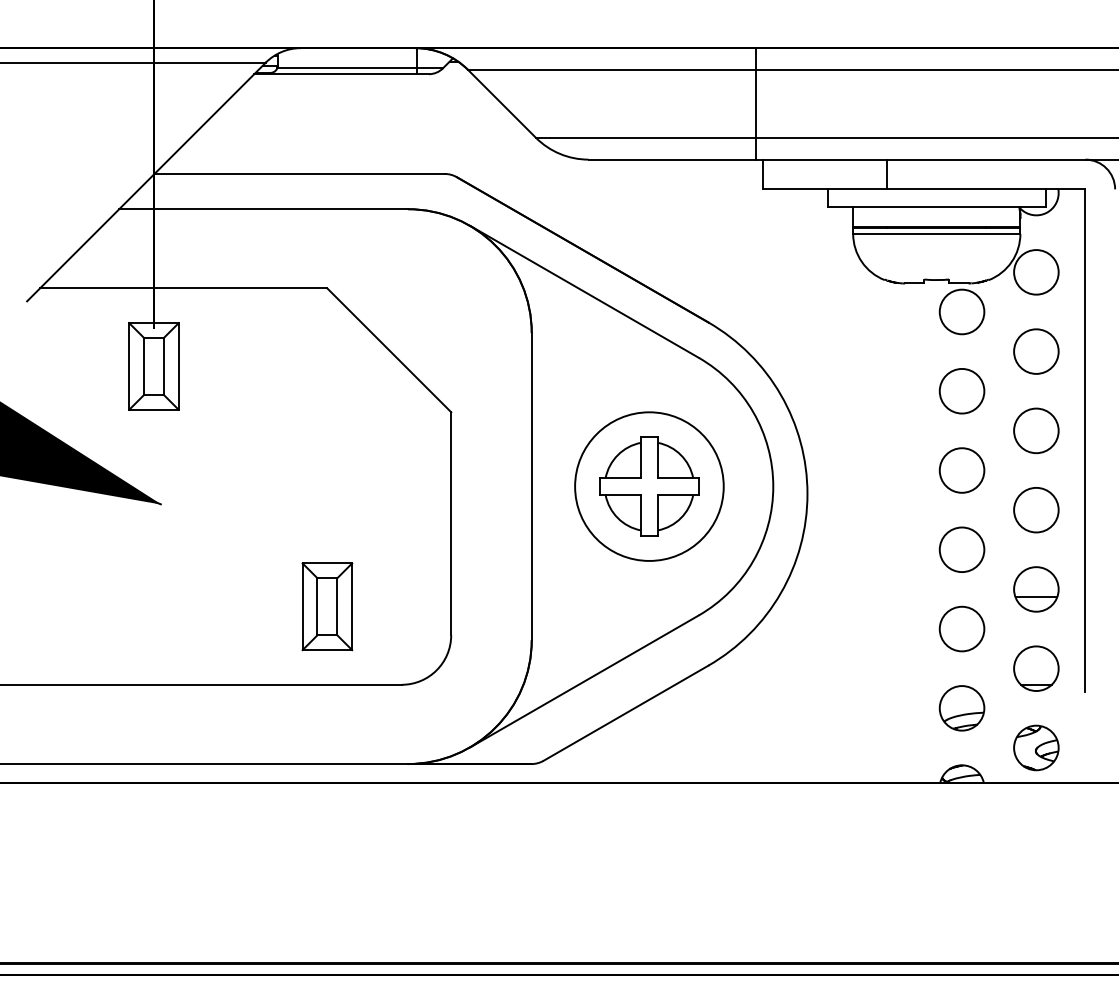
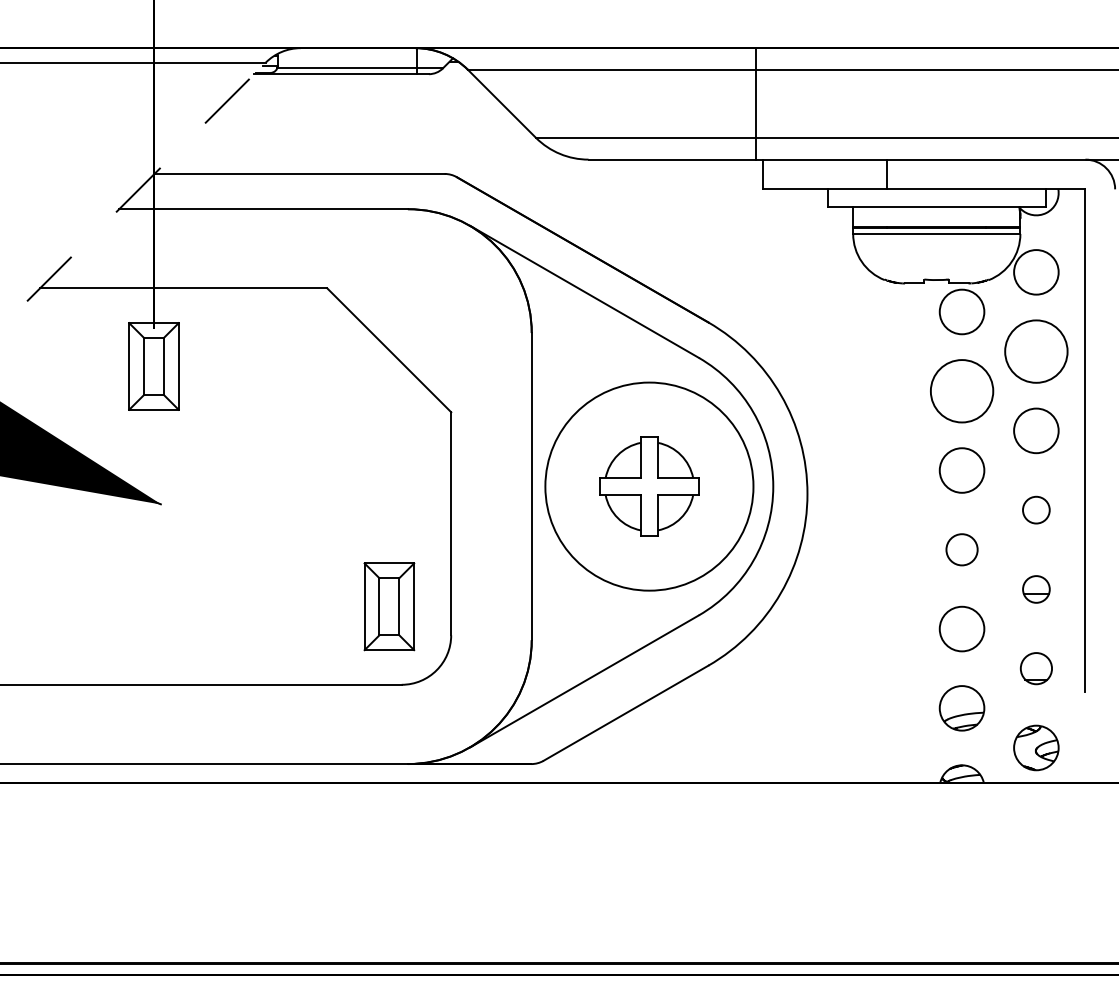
line: solid -> dashed (146, 182)
circle diameter: 45 px -> 62 px (1036, 351)
circle diameter: 45 px -> 62 px (961, 391)
circle diameter: 149 px -> 208 px (649, 486)
circle diameter: 45 px -> 27 px (1036, 509)
circle diameter: 45 px -> 31 px (961, 549)
part size: 47x47 px -> 29x29 px (1036, 589)
part position: (327, 606) -> (389, 606) (389, 606)
part size: 47x47 px -> 34x34 px (1035, 668)
